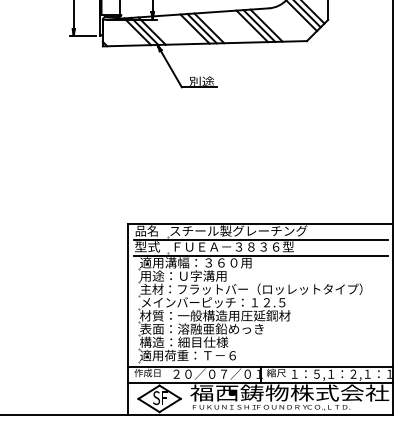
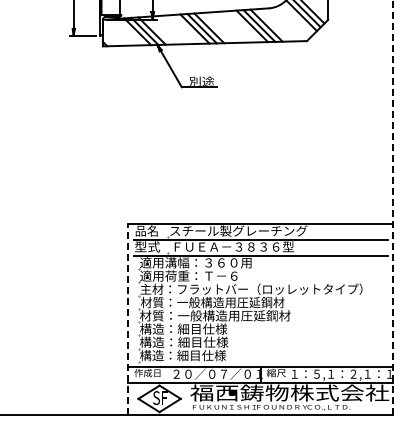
line: solid -> dashed (393, 206)
text: 用途：Ｕ字溝用 -> 適用荷重：Ｔ－６ (188, 275)
text: メインバーピッチ：１２.５ -> 材質：一般構造用圧延鋼材 (212, 302)
line: solid -> dashed (128, 318)
text: 表面：溶融亜鉛めっき -> 構造：細目仕様 (201, 328)
text: 適用荷重：Ｔ－６ -> 構造：細目仕様 (187, 355)
